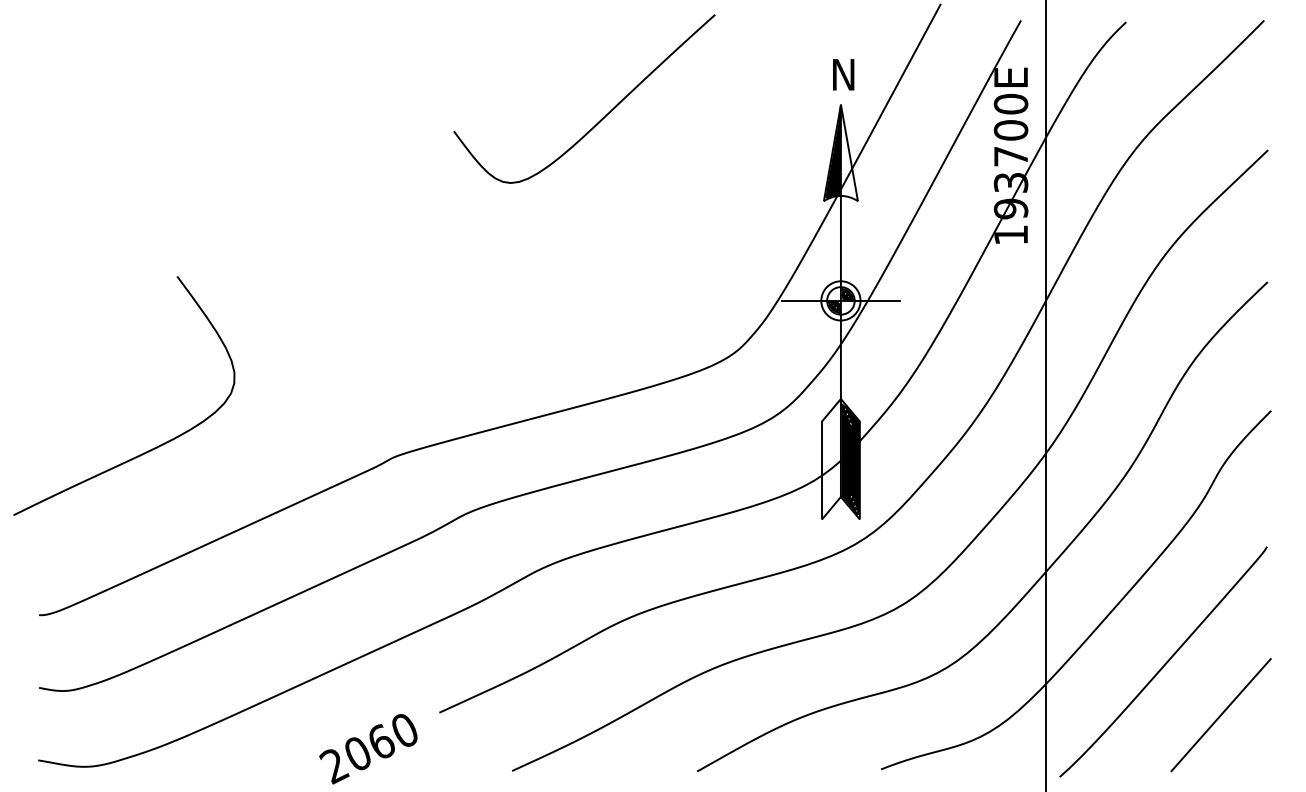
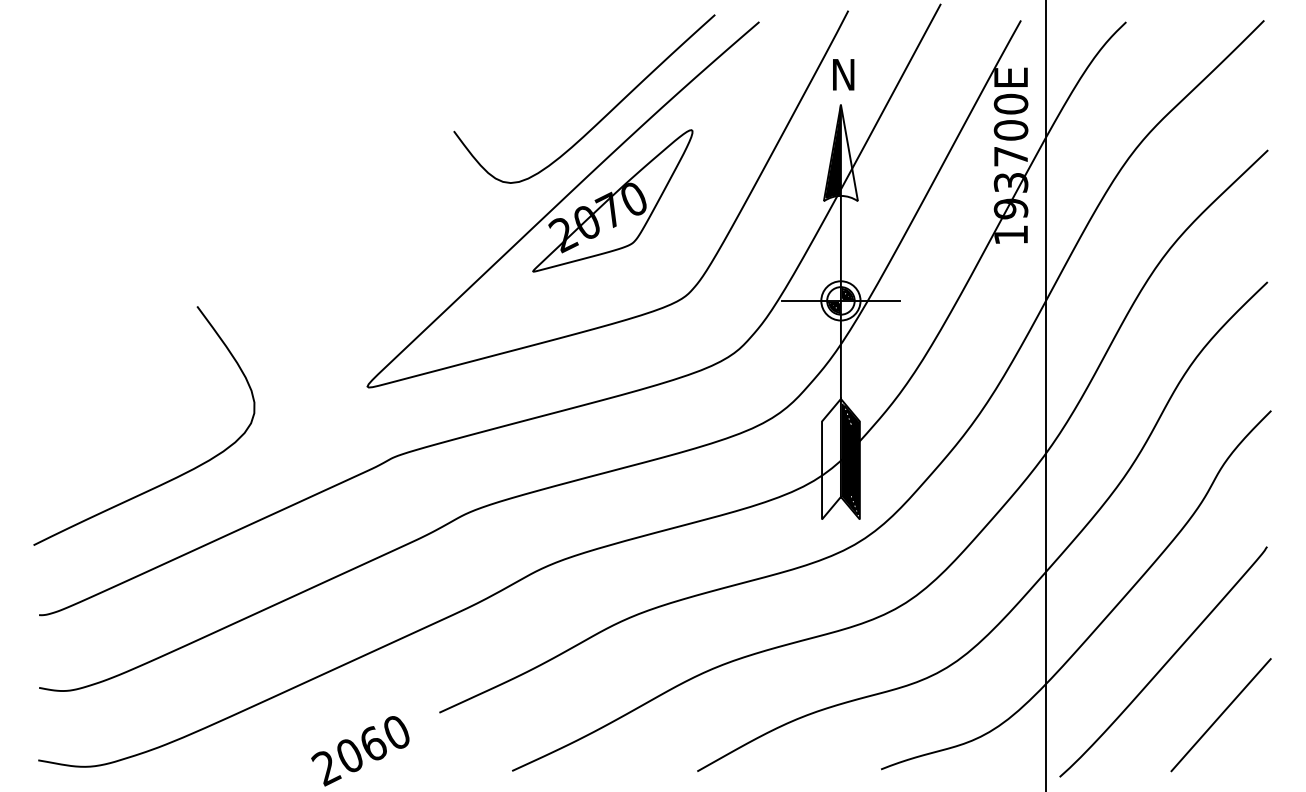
part: none -> present (607, 199)
curve position: (150, 449) -> (170, 479) (170, 479)
text position: (368, 749) -> (360, 751) (360, 751)
